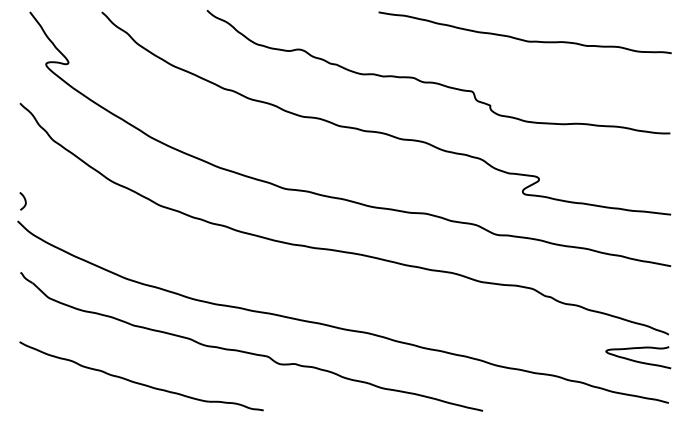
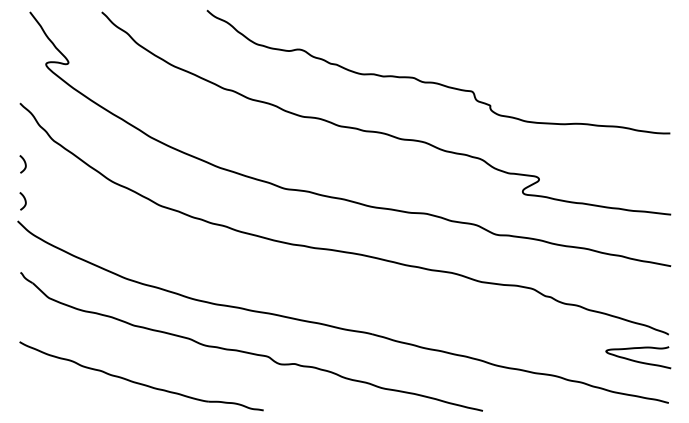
curve: present -> none (524, 39)
curve: none -> present (24, 164)
